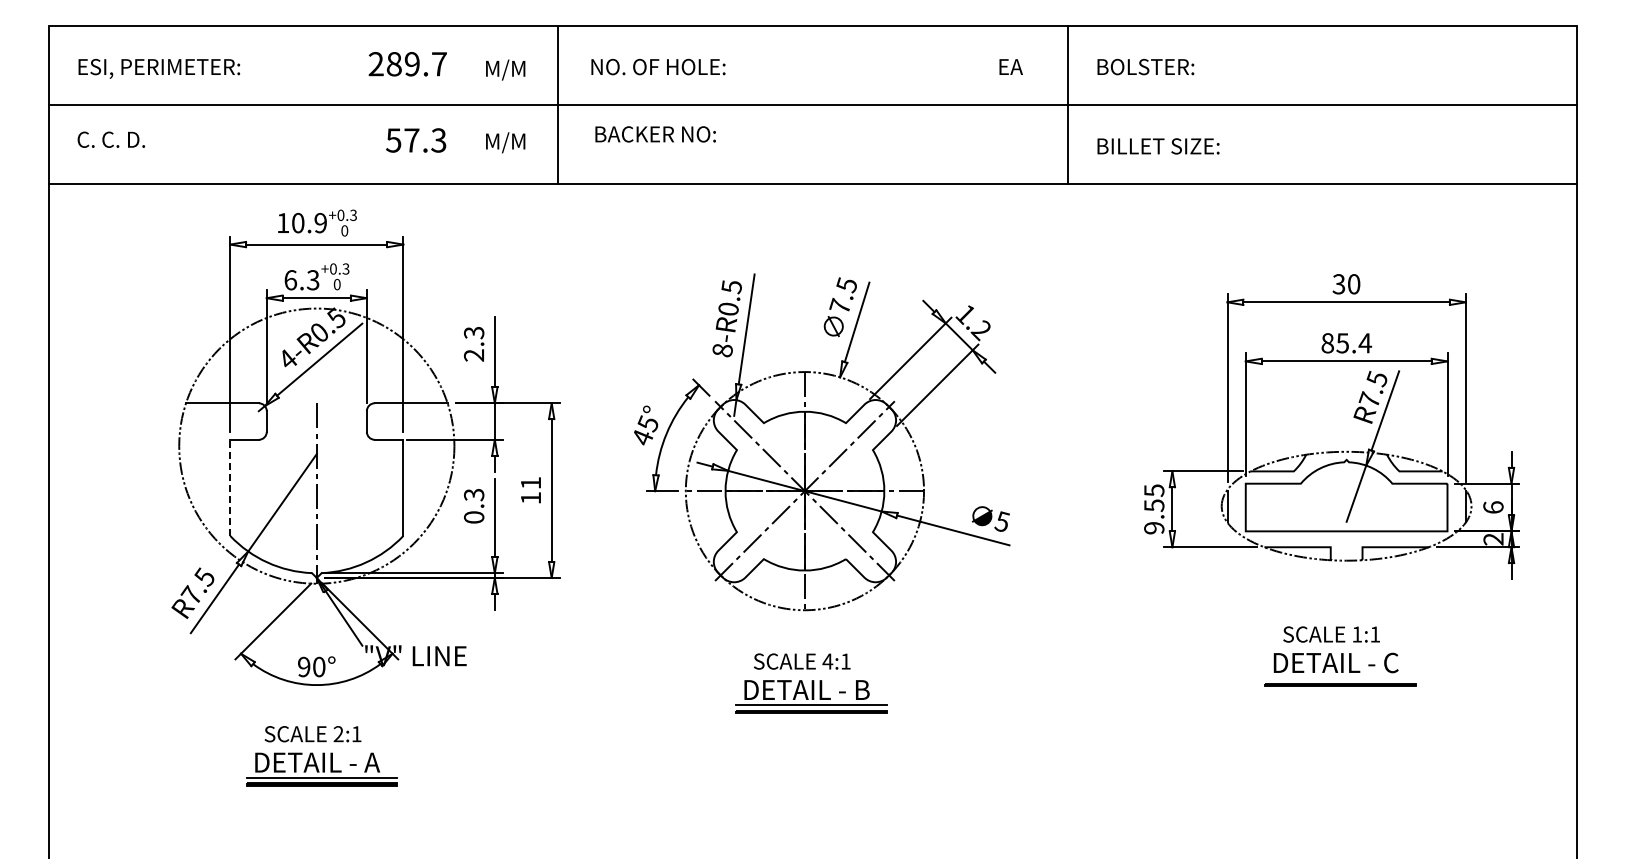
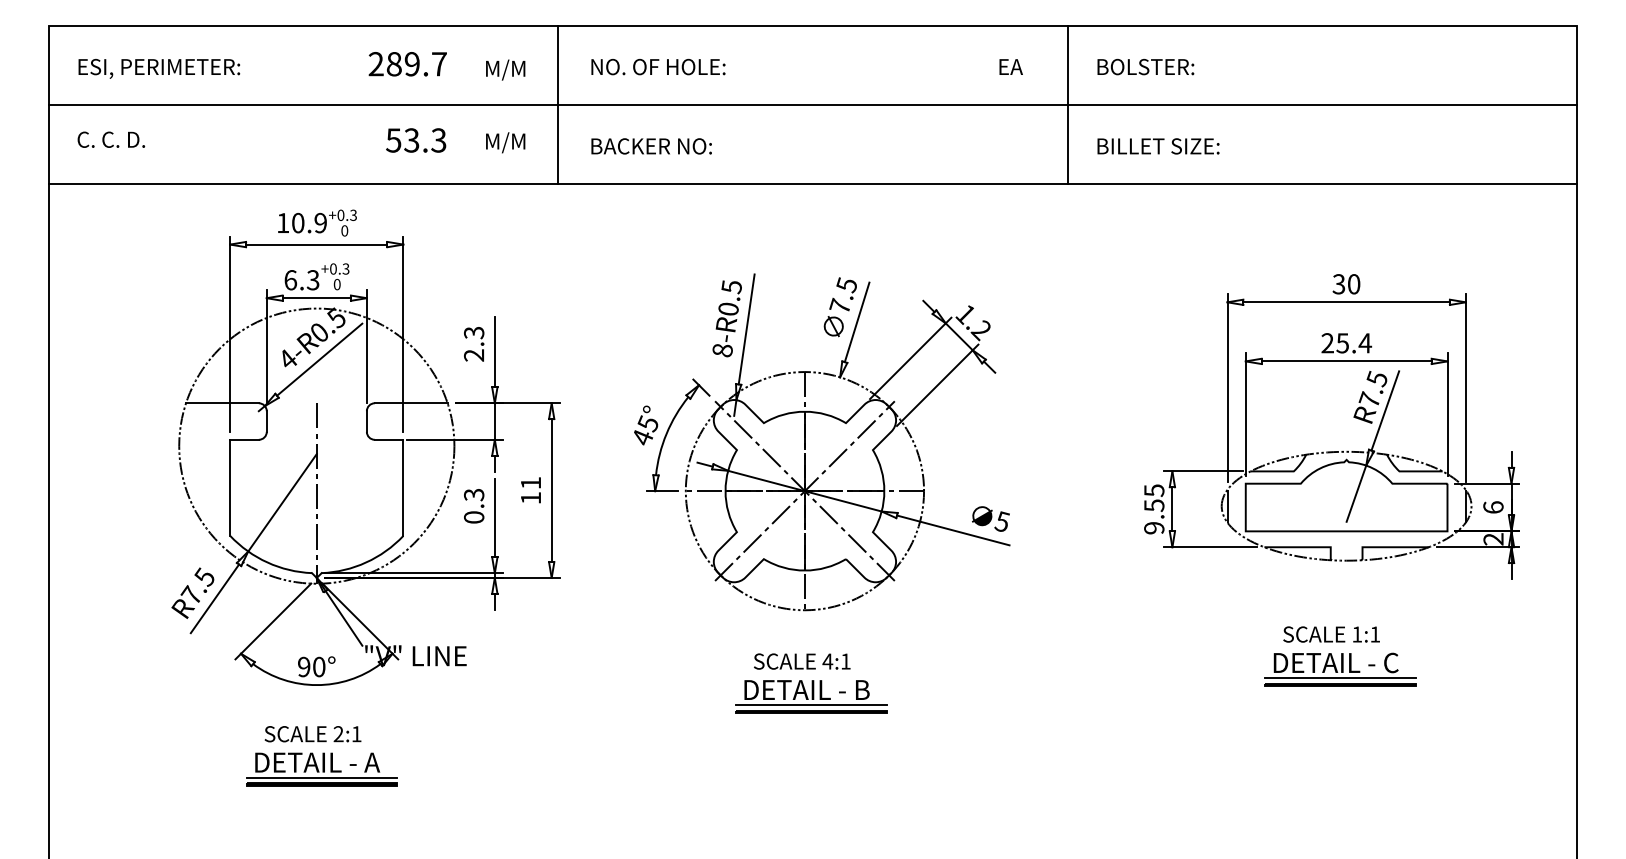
text position: (655, 134) -> (651, 146) (651, 146)
text: 57.3 -> 53.3 (411, 140)
text: 85.4 -> 25.4 (1327, 343)
line: dashed -> solid (230, 487)
line: none -> present (1340, 678)
